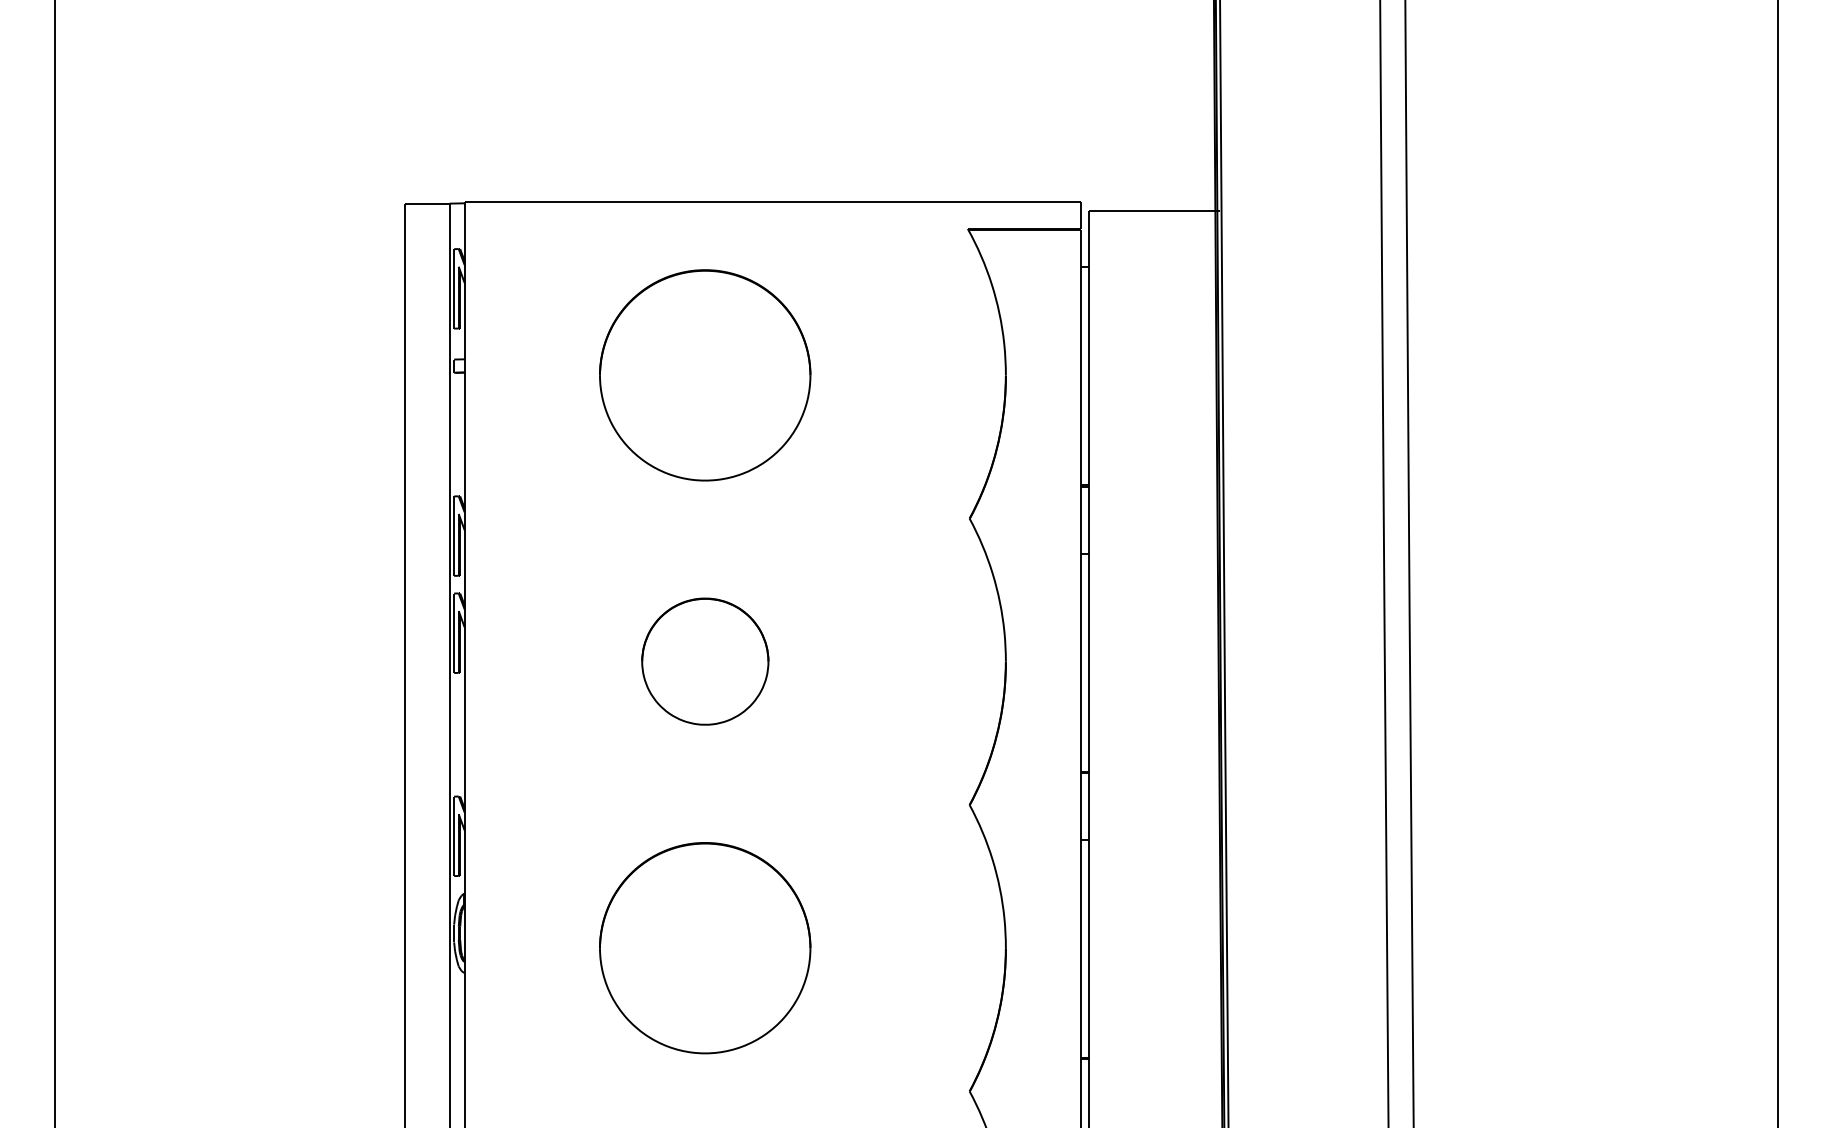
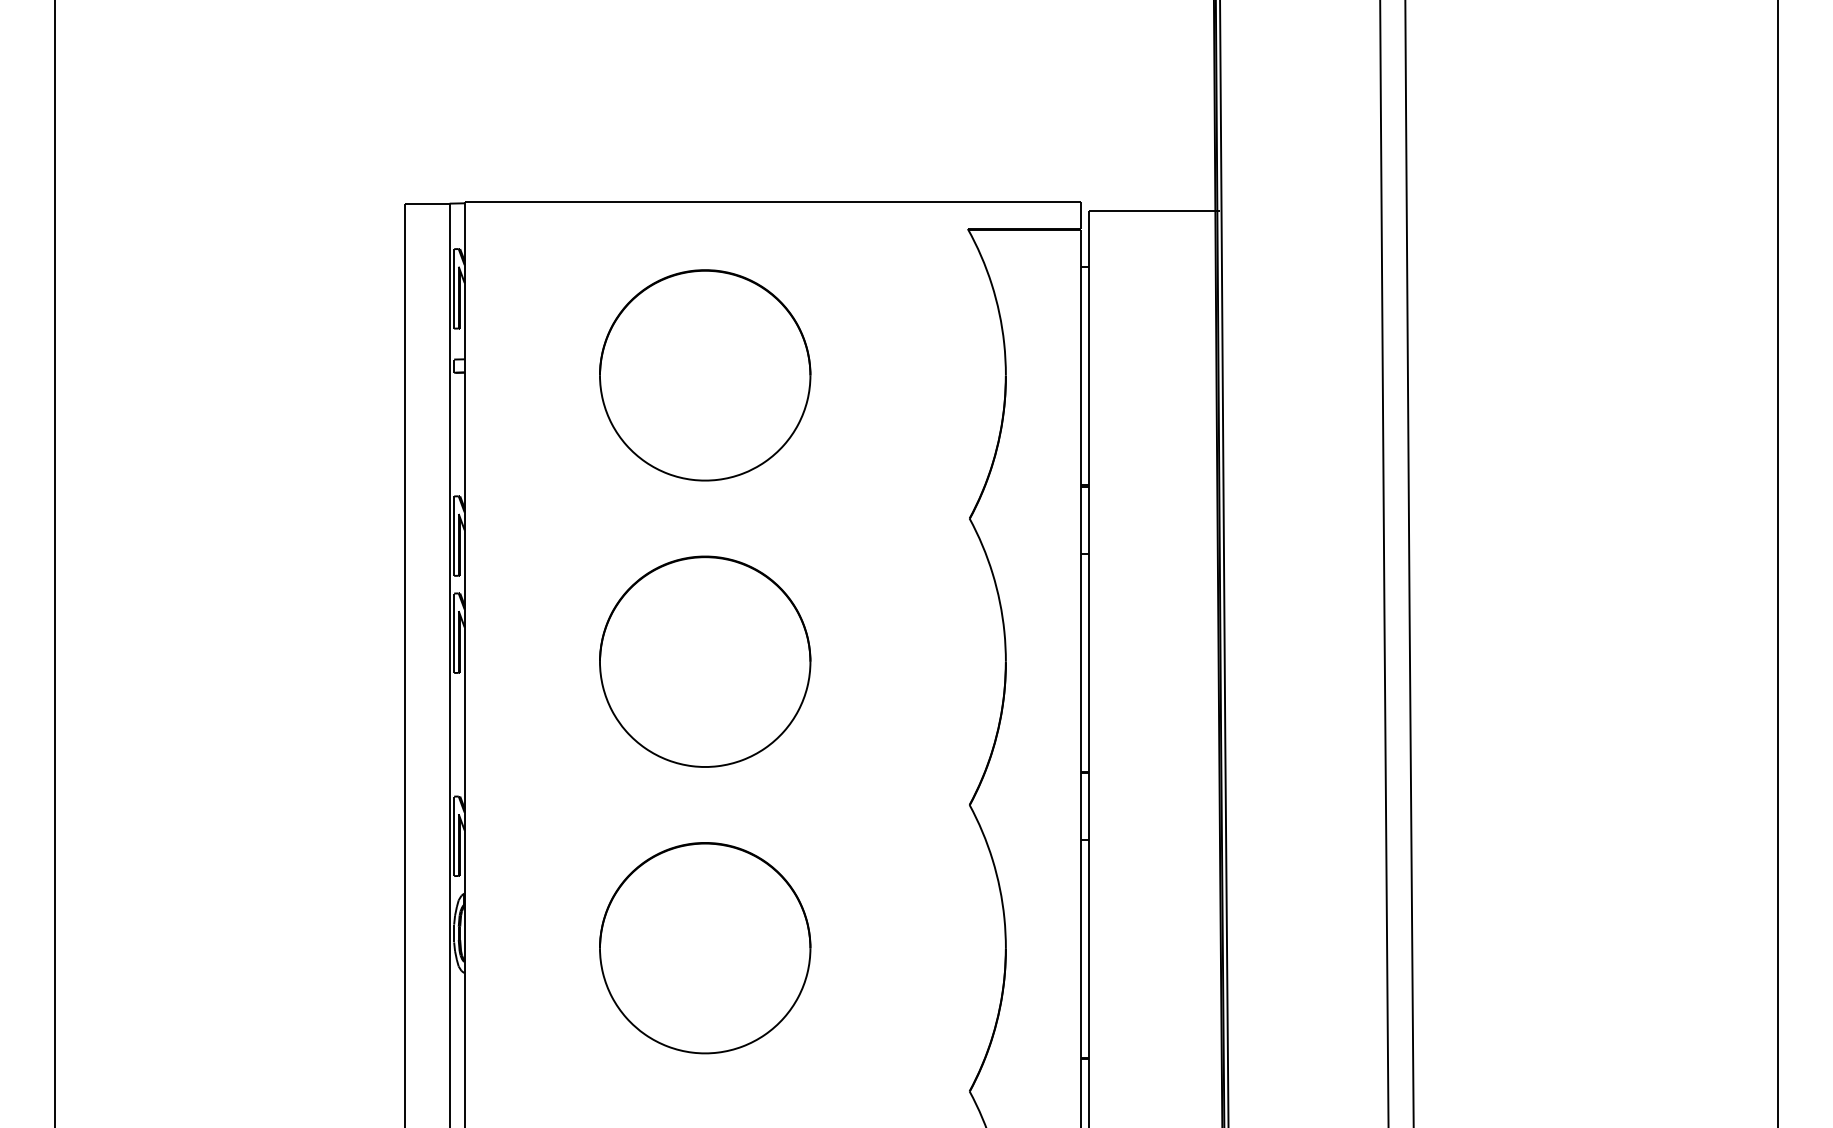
part size: 129x129 px -> 213x213 px (705, 661)
